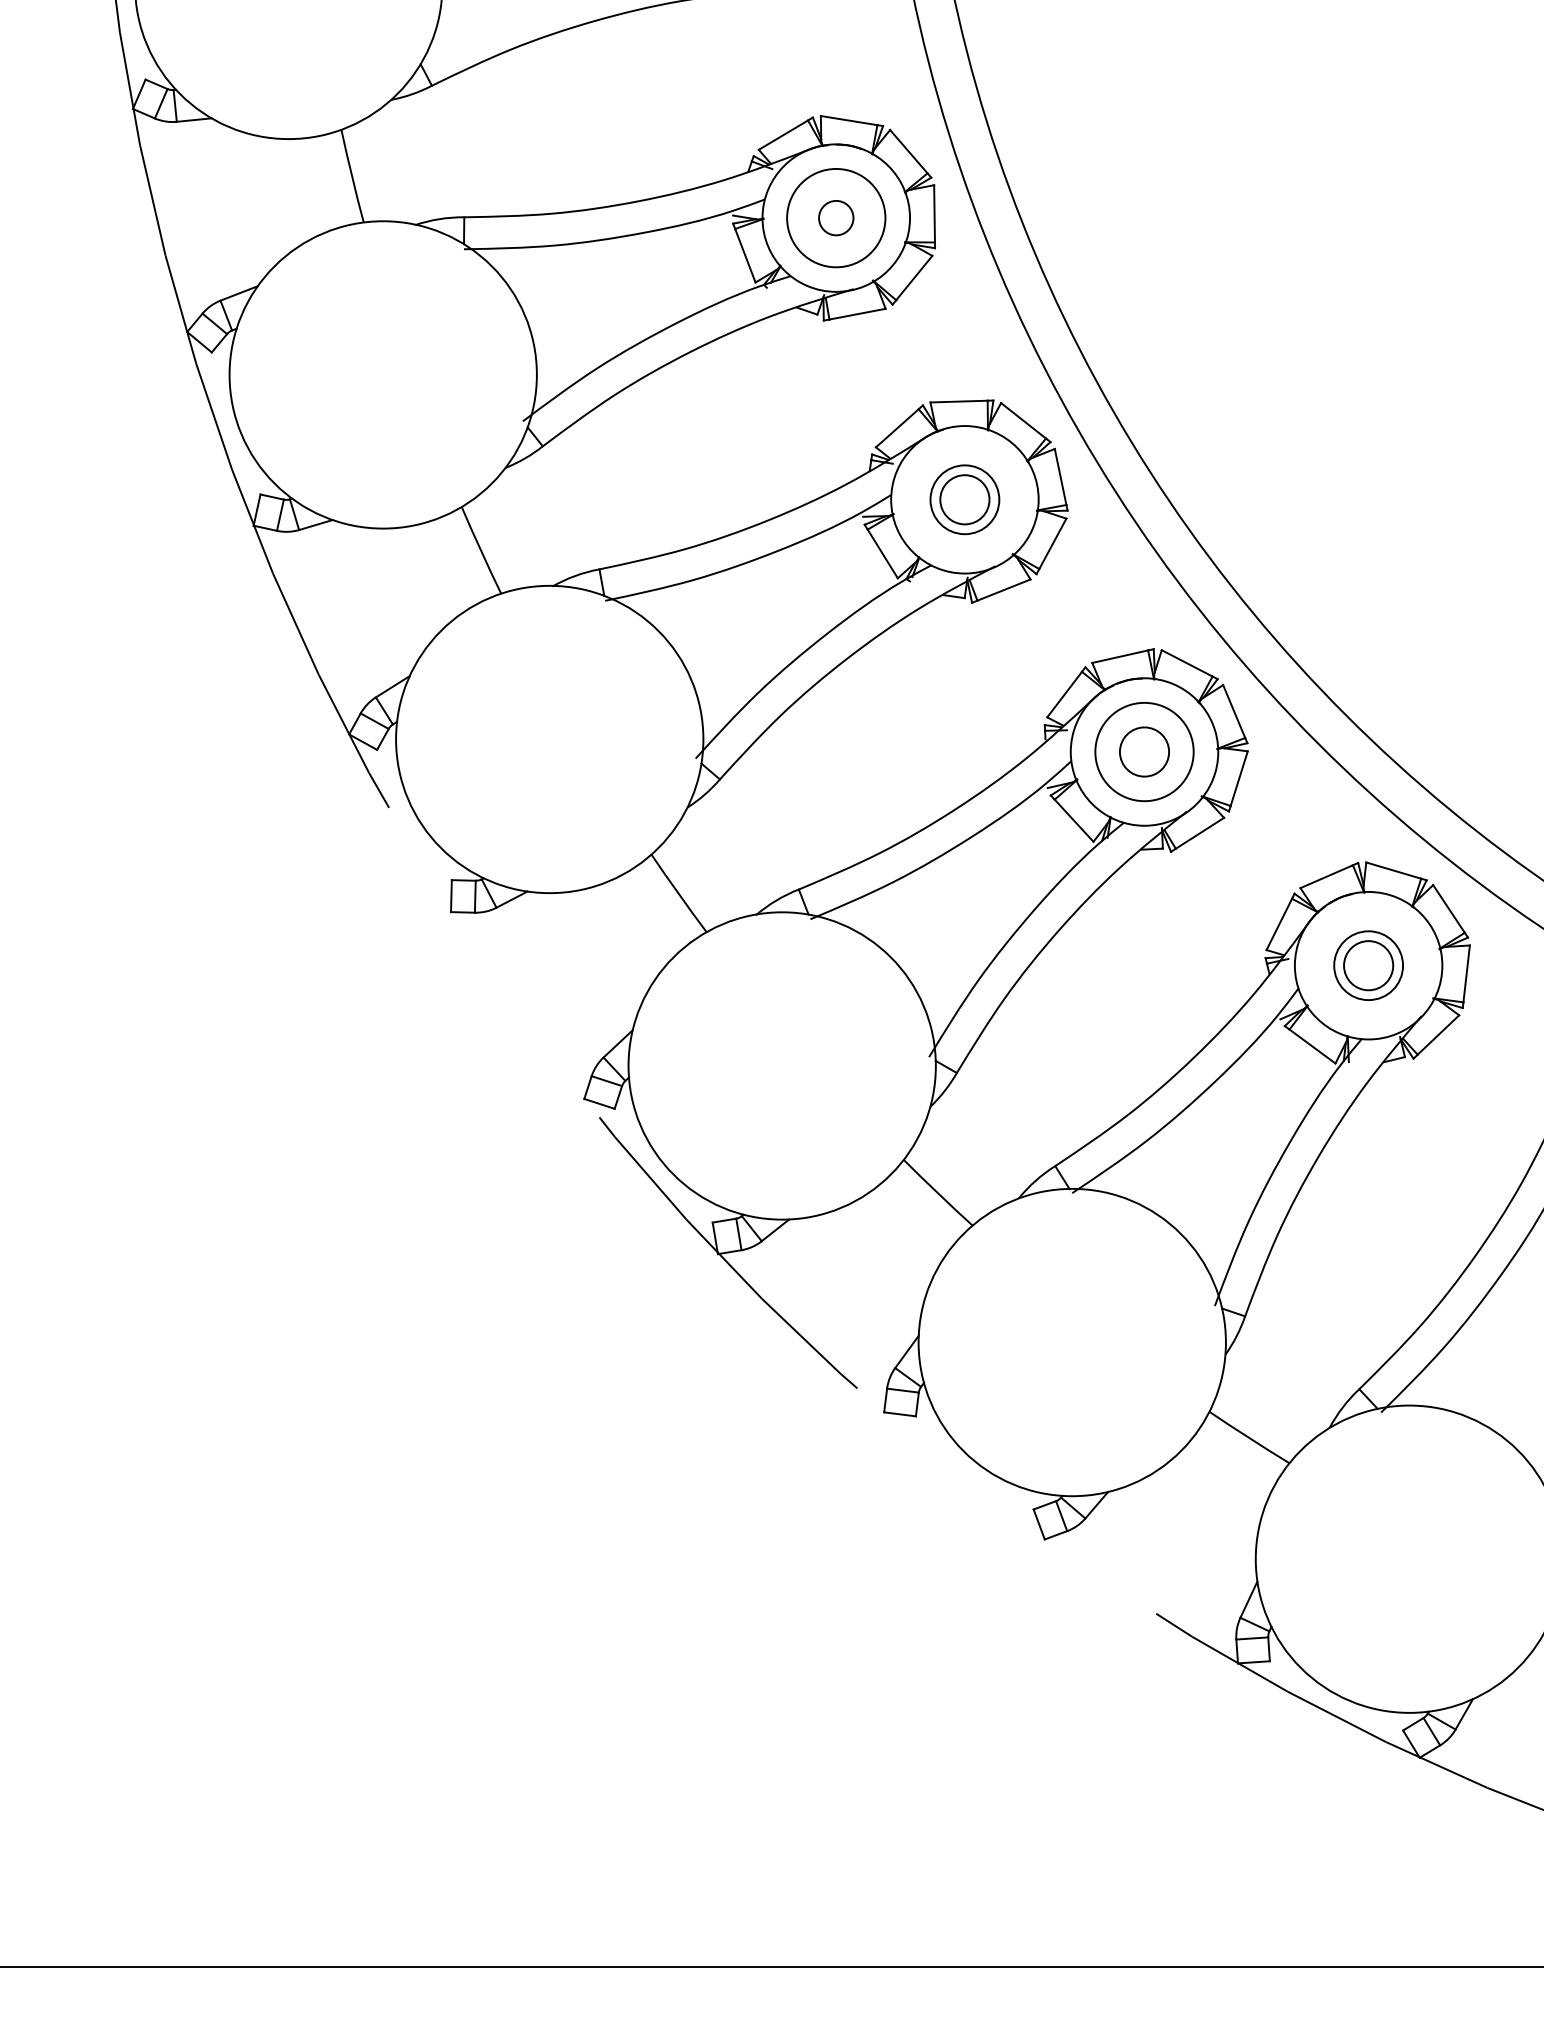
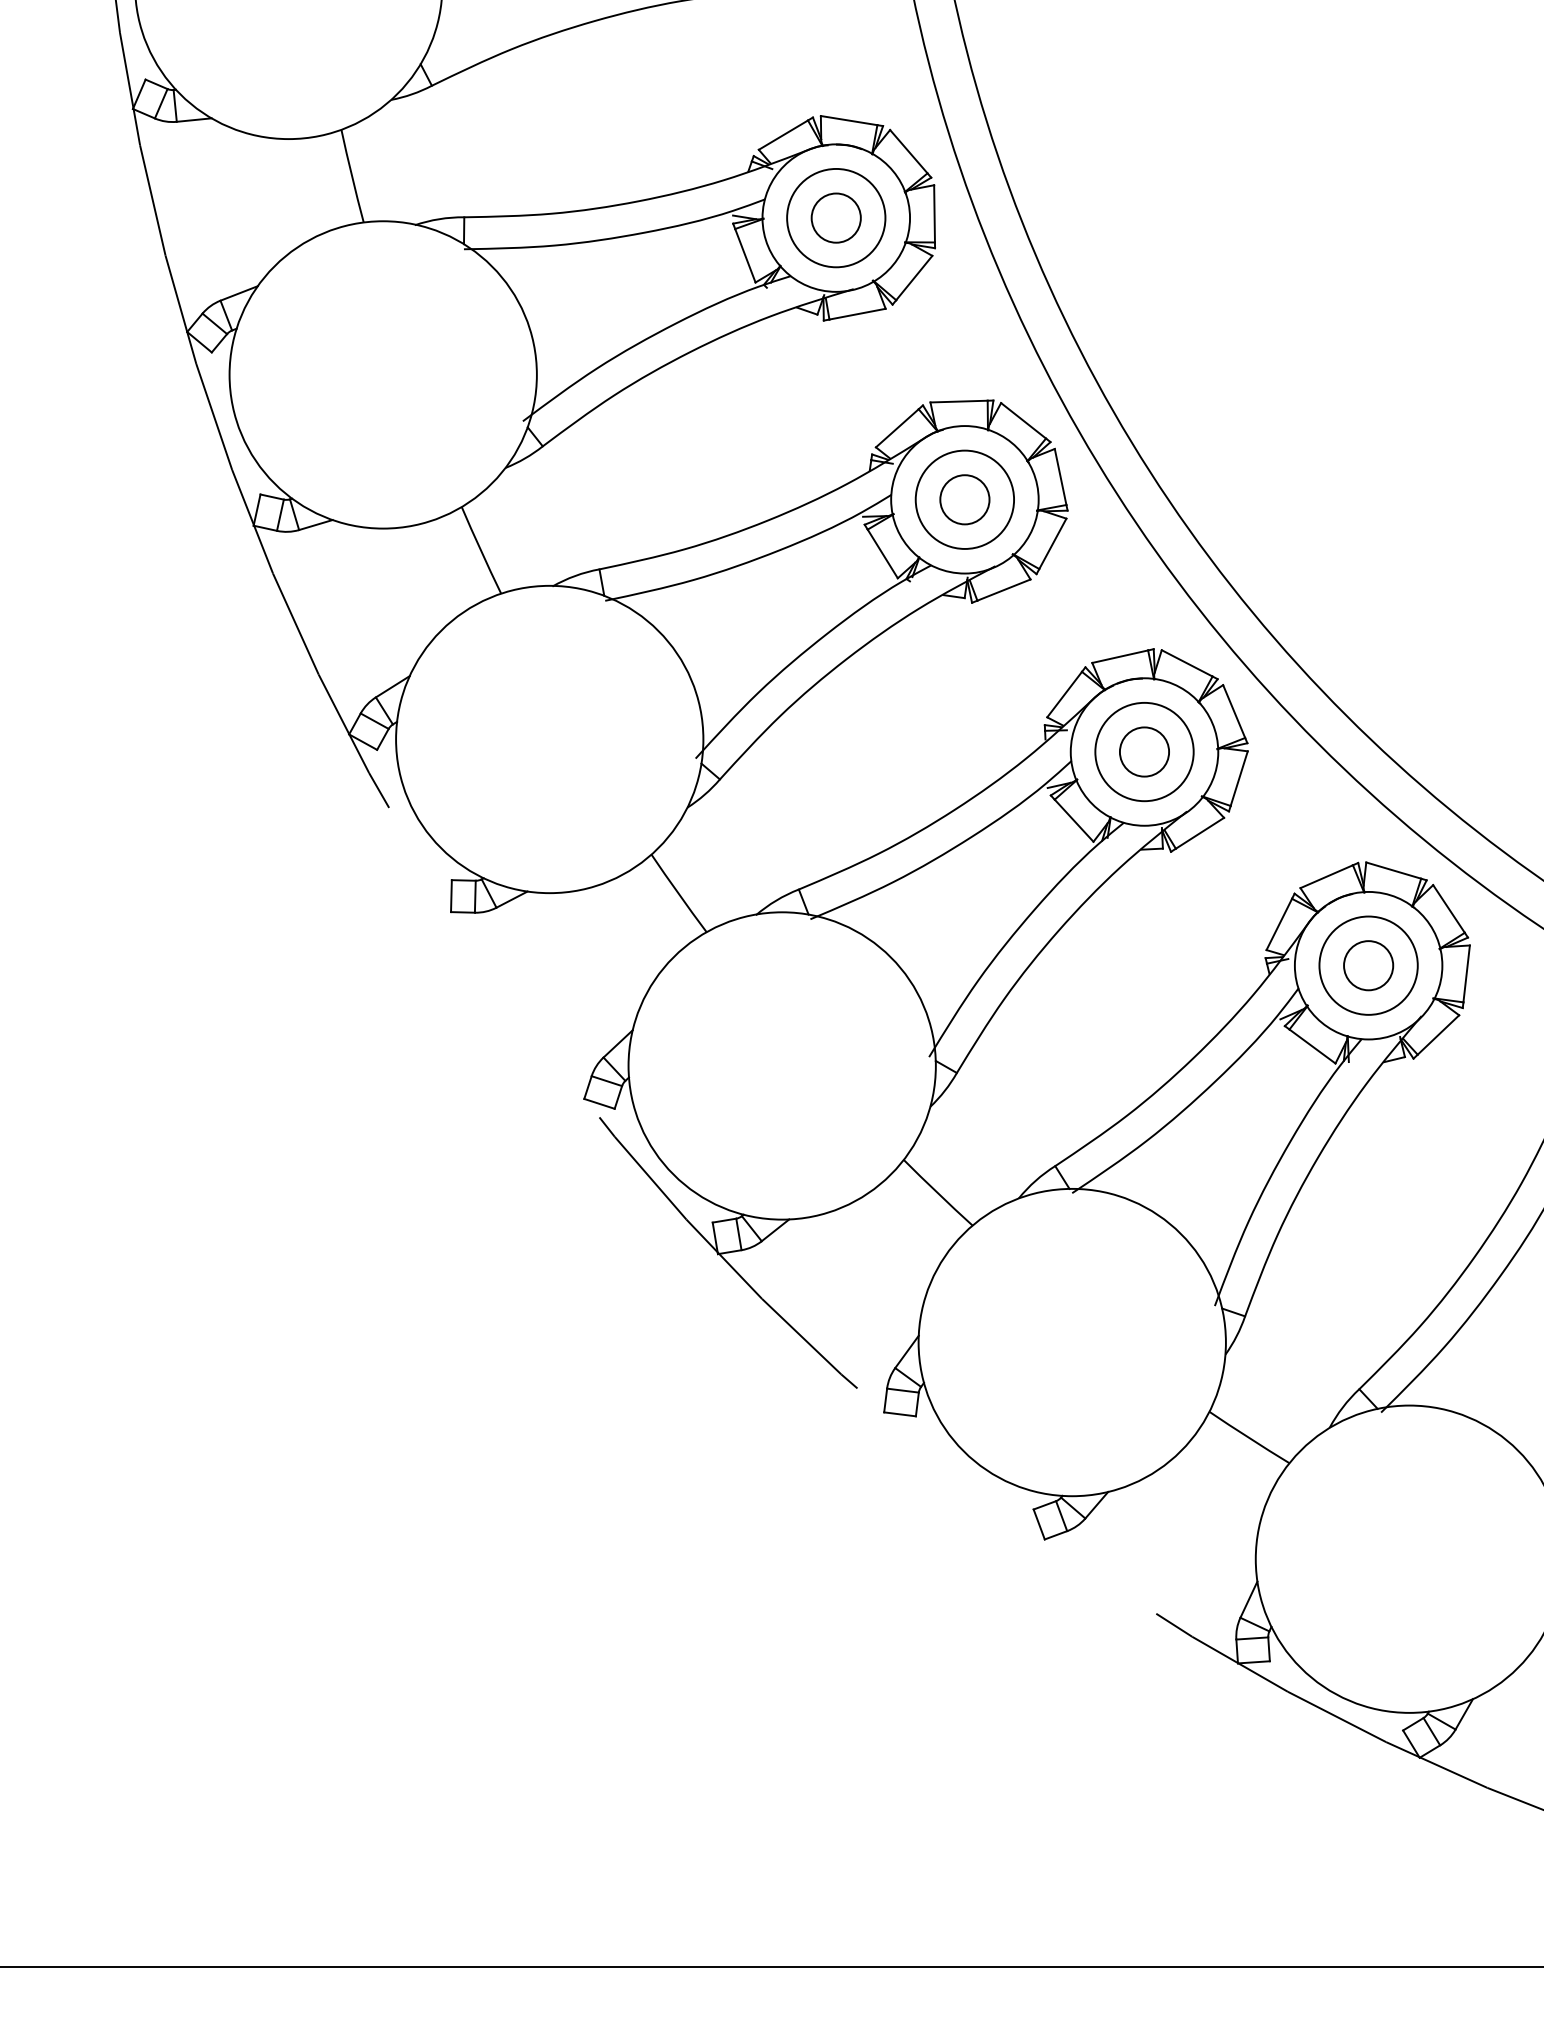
circle diameter: 34 px -> 49 px (835, 217)
circle diameter: 69 px -> 98 px (964, 499)
circle diameter: 69 px -> 98 px (1368, 965)
